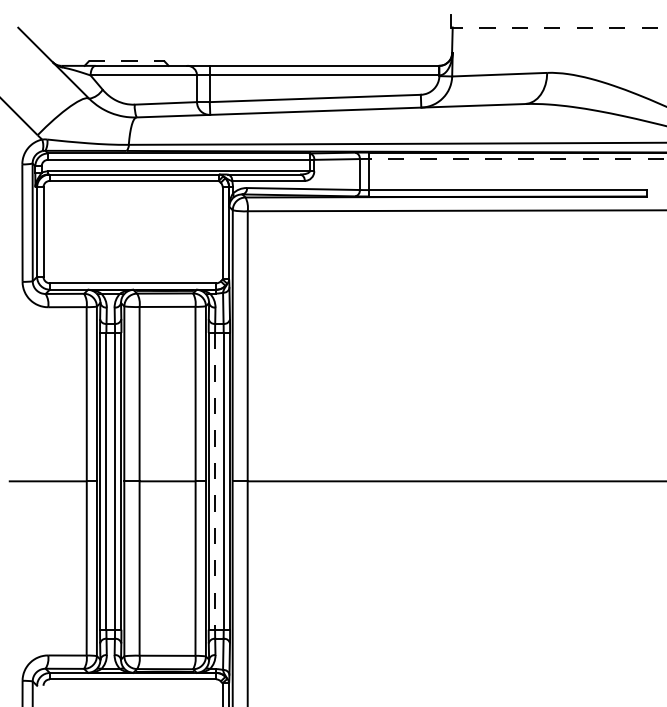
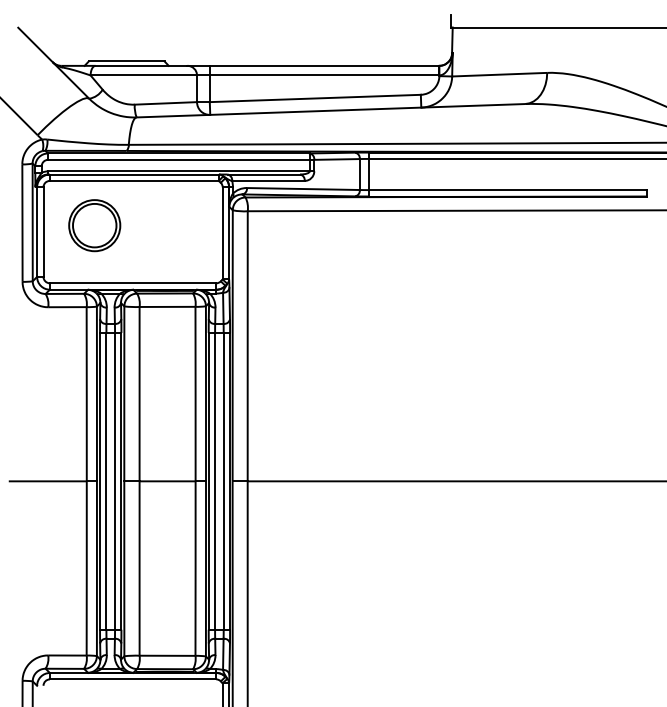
line: dashed -> solid (558, 27)
line: dashed -> solid (126, 61)
line: dashed -> solid (517, 158)
part: none -> present (94, 225)
line: dashed -> solid (215, 481)
